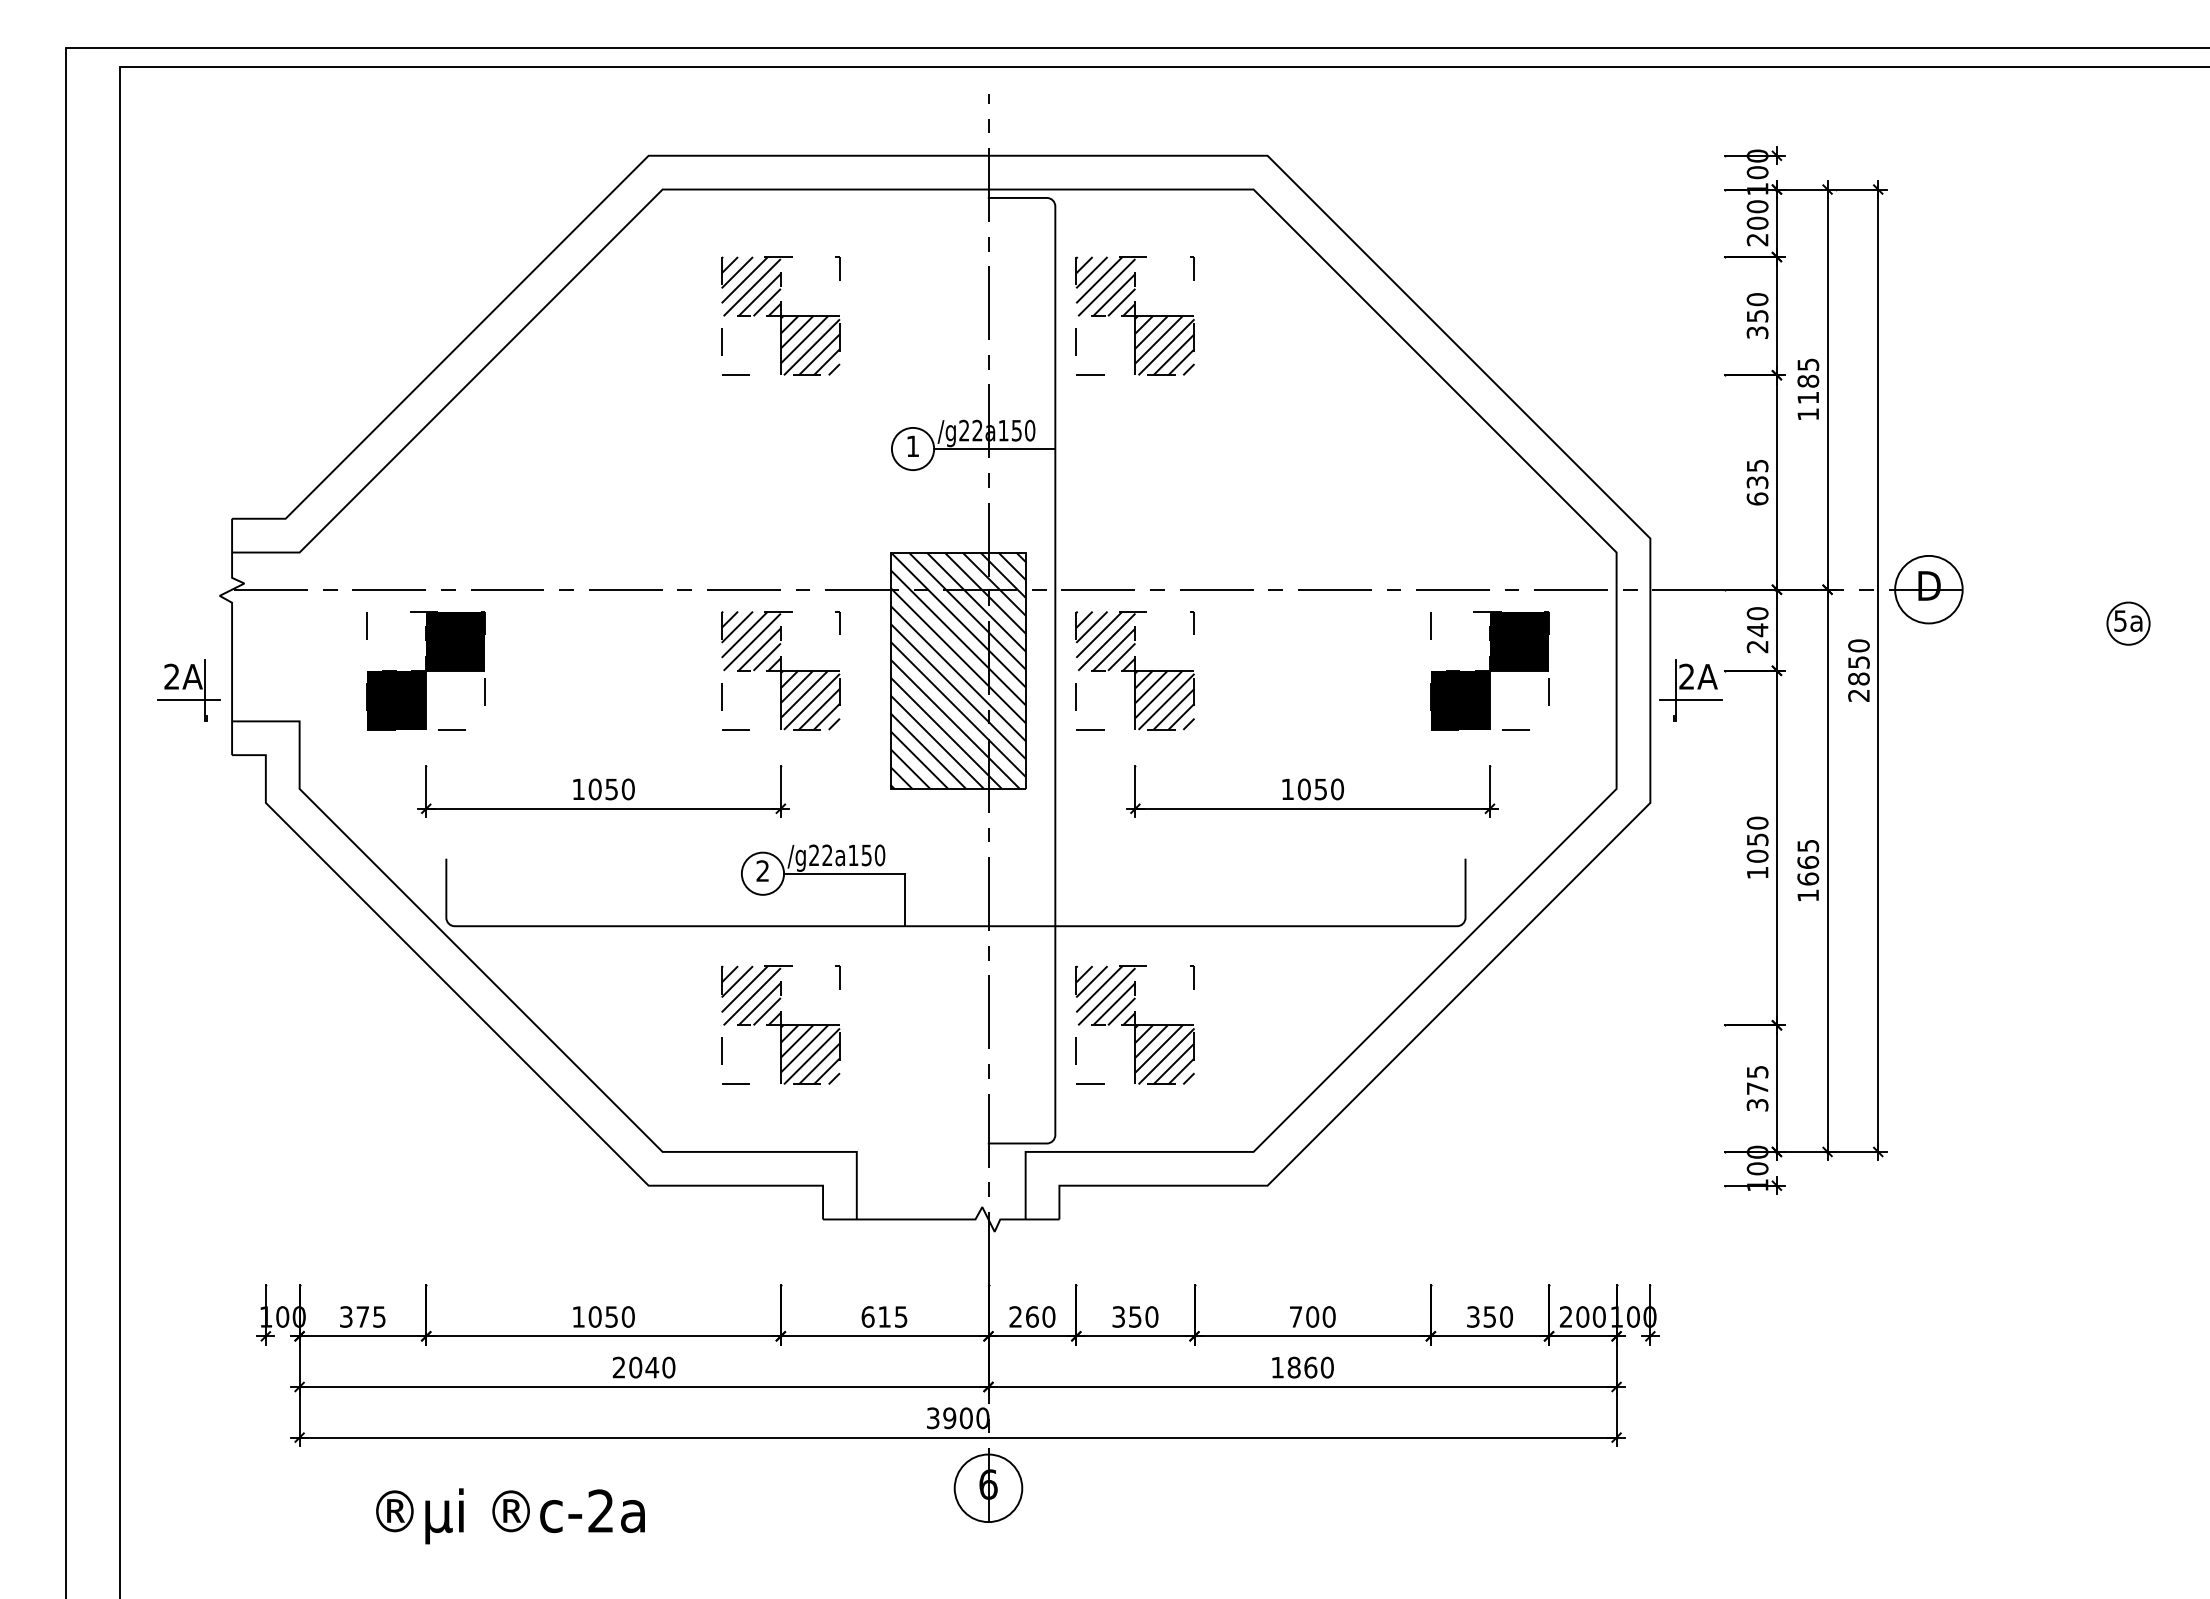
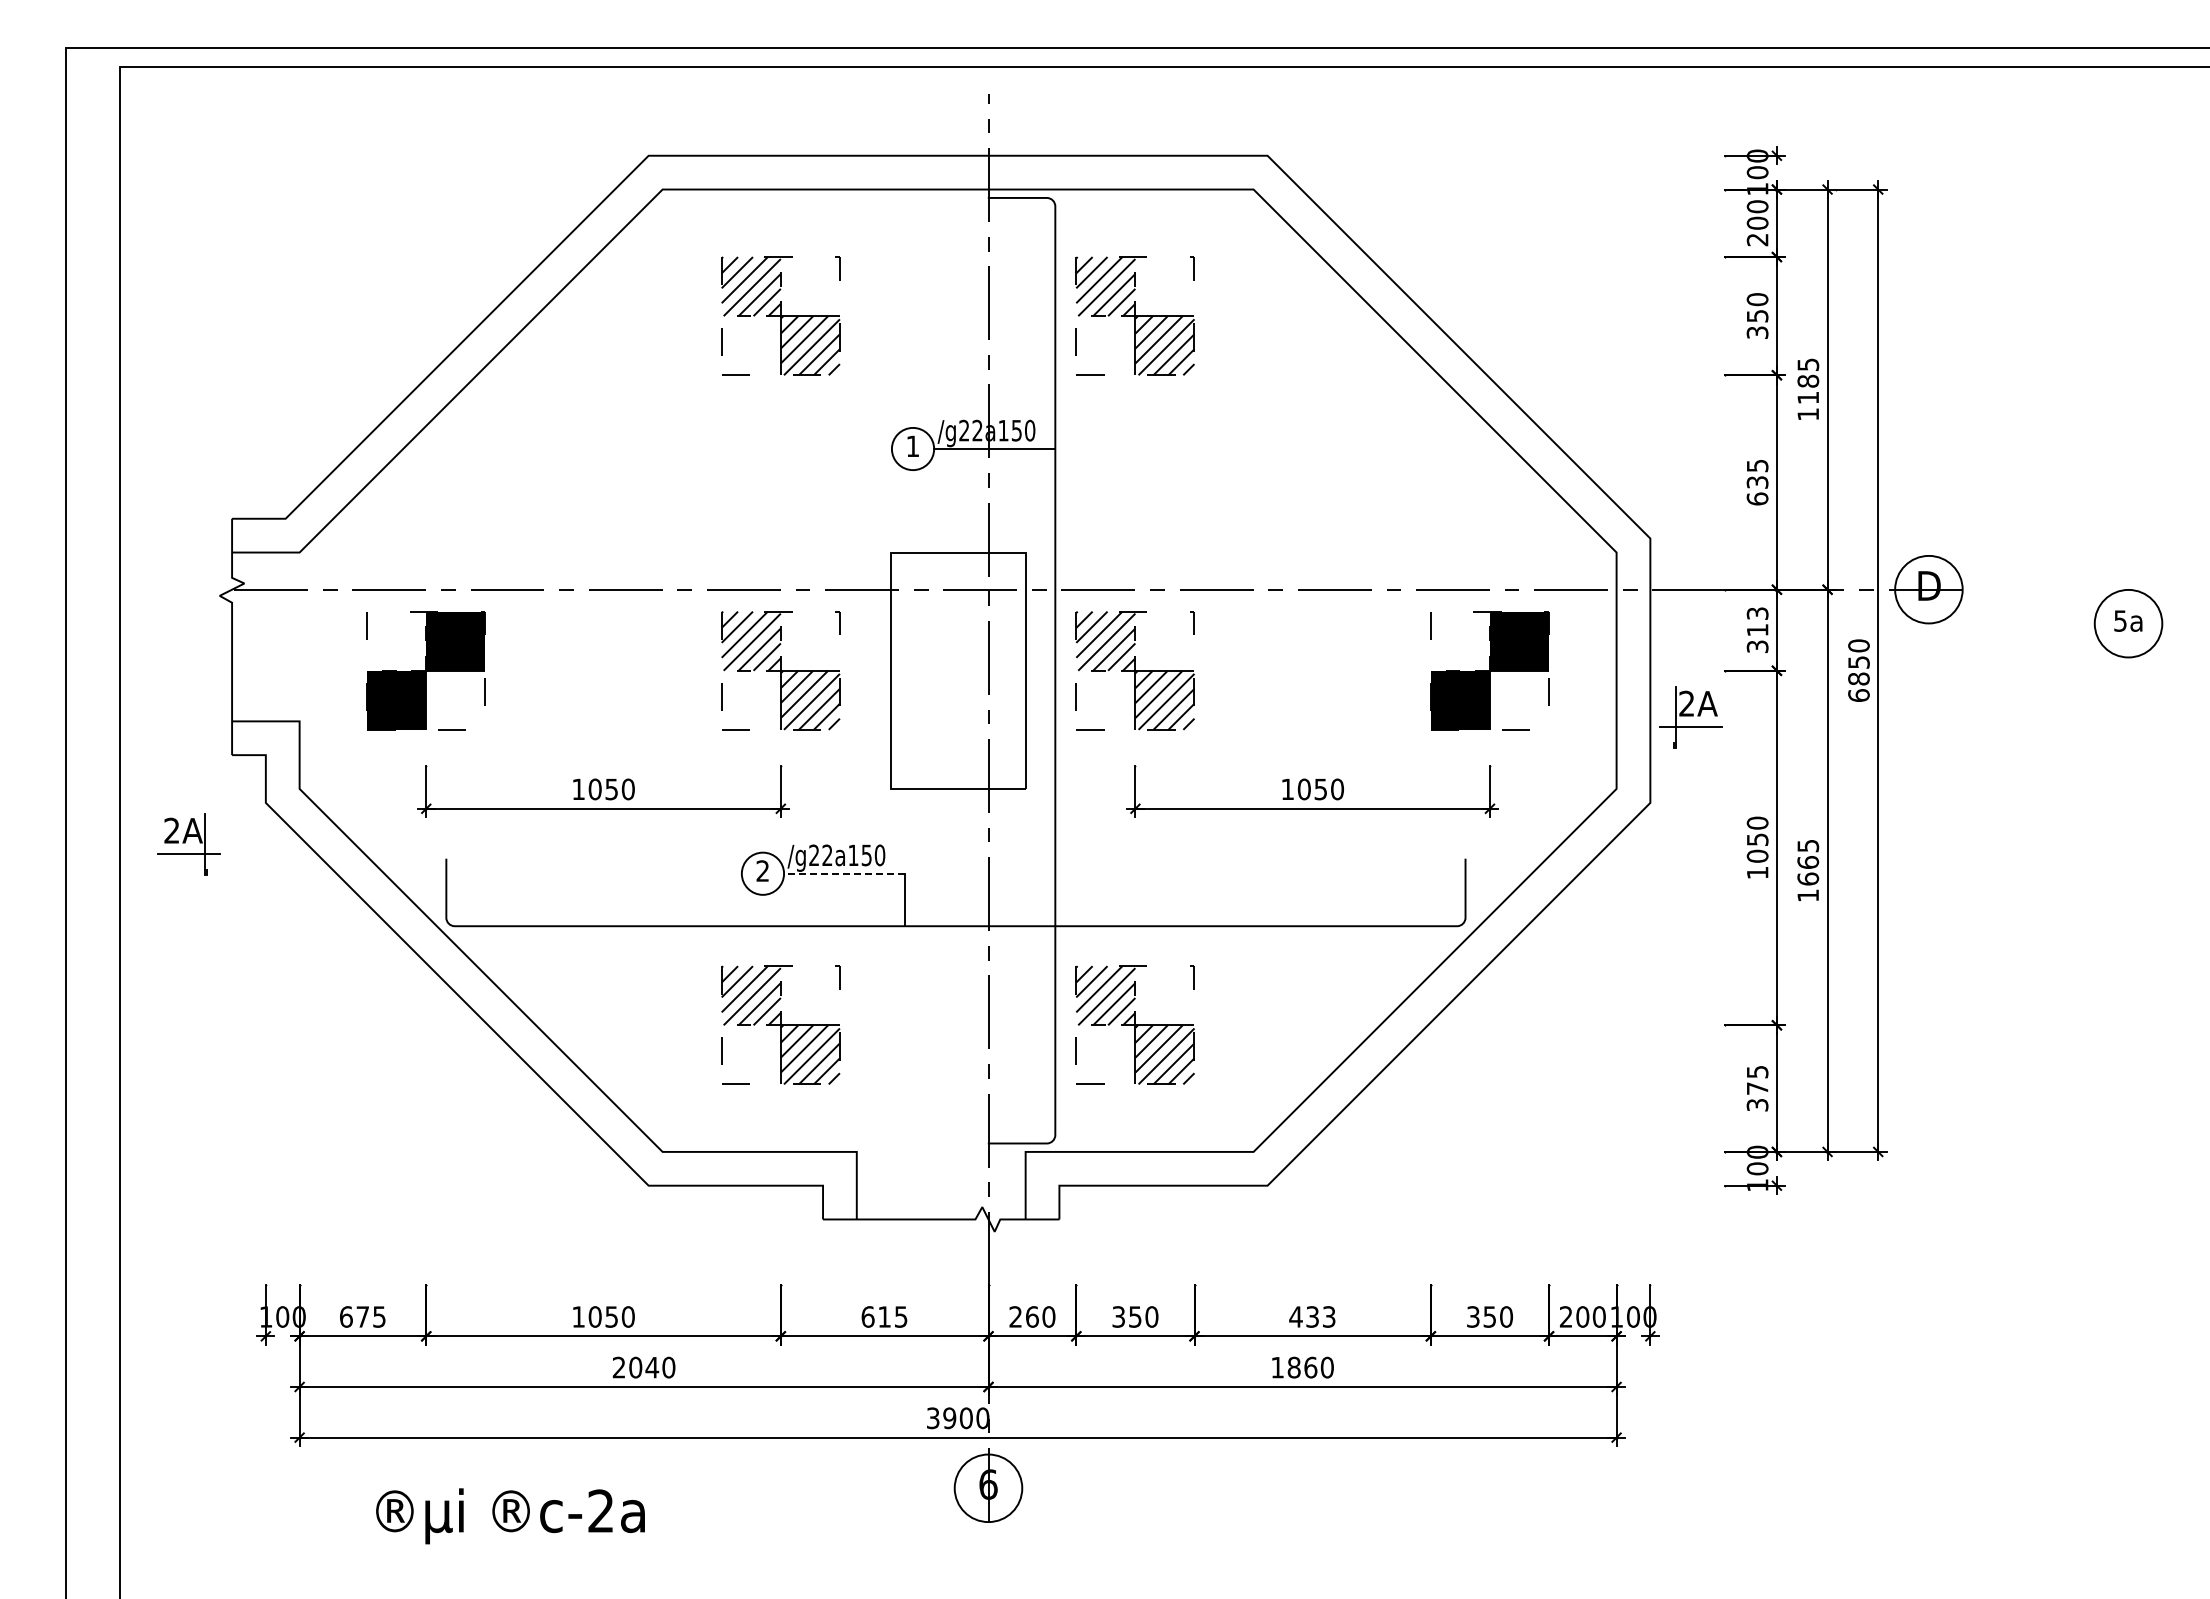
circle diameter: 42 px -> 68 px (2128, 623)
text: 240 -> 313 (1757, 630)
hatch: present -> none (957, 670)
part position: (188, 690) -> (188, 844) (188, 844)
part position: (1690, 690) -> (1690, 717) (1690, 717)
text: 2850 -> 6850 (1858, 695)
line: solid -> dashed (844, 873)
text: 375 -> 675 (346, 1316)
text: 700 -> 433 (1312, 1316)
